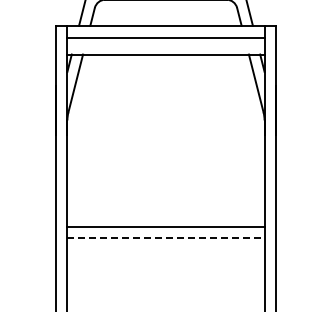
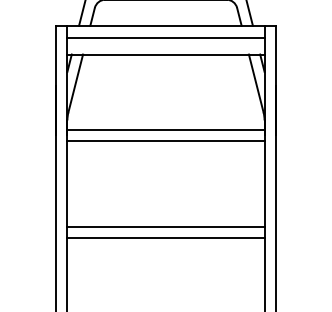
line: none -> present (165, 129)
line: none -> present (165, 140)
line: dashed -> solid (165, 238)
